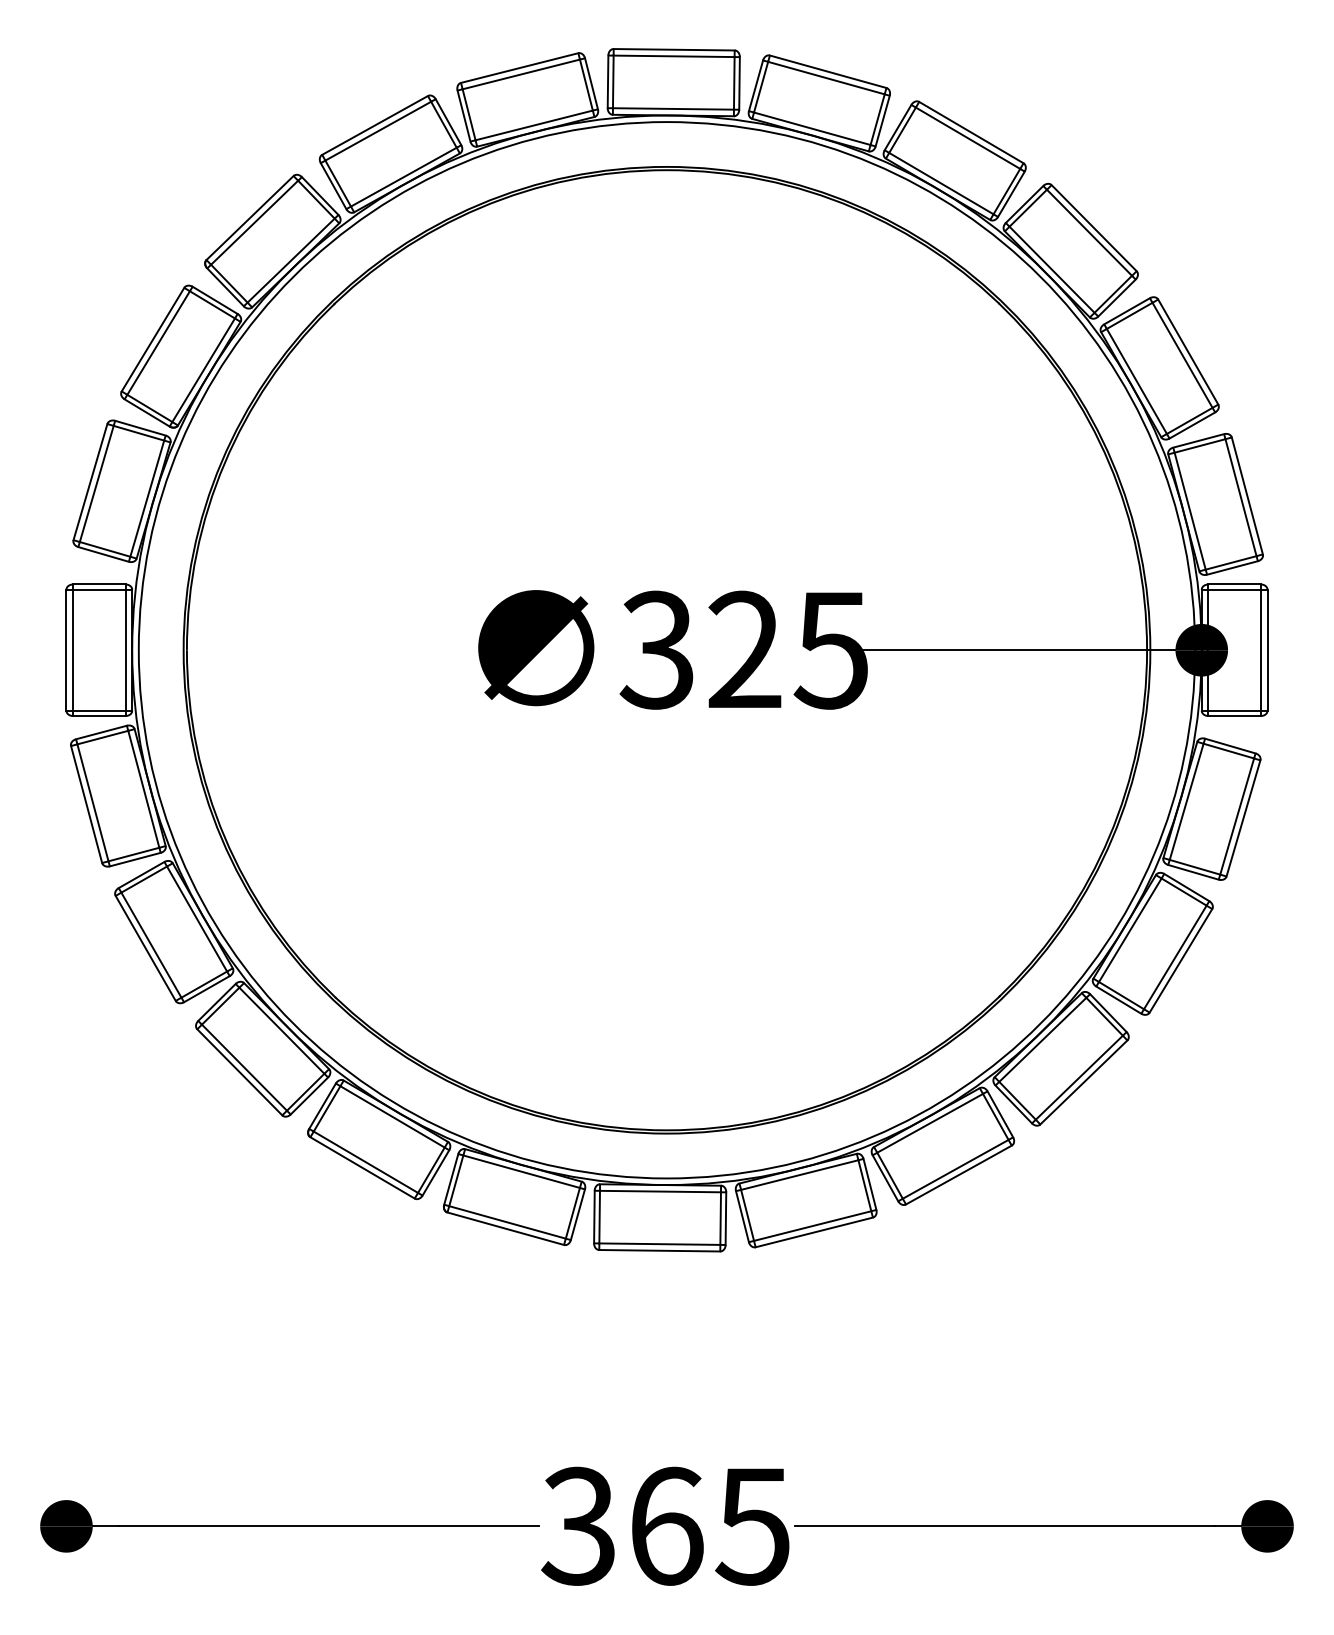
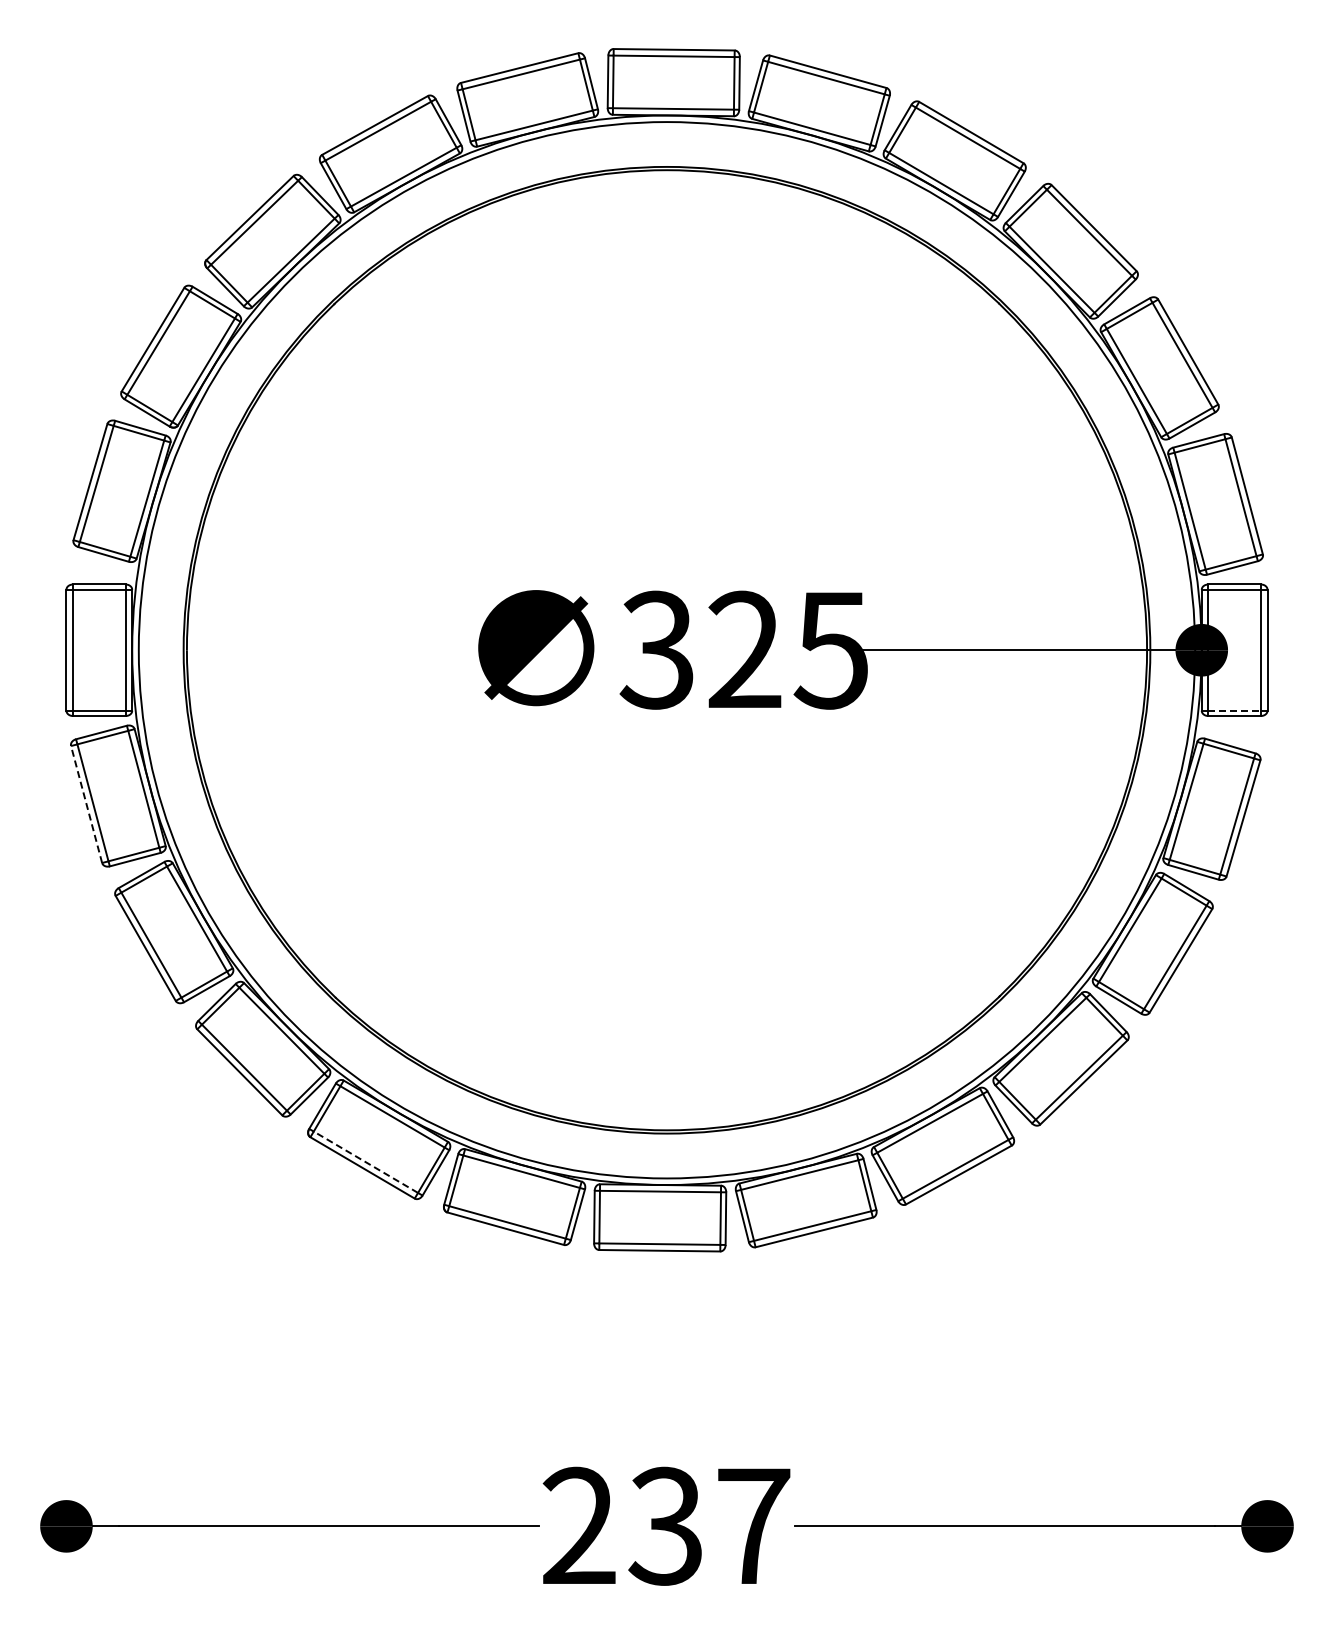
line: solid -> dashed (1235, 710)
line: solid -> dashed (86, 804)
line: solid -> dashed (365, 1162)
text: 365 -> 237 (665, 1525)
